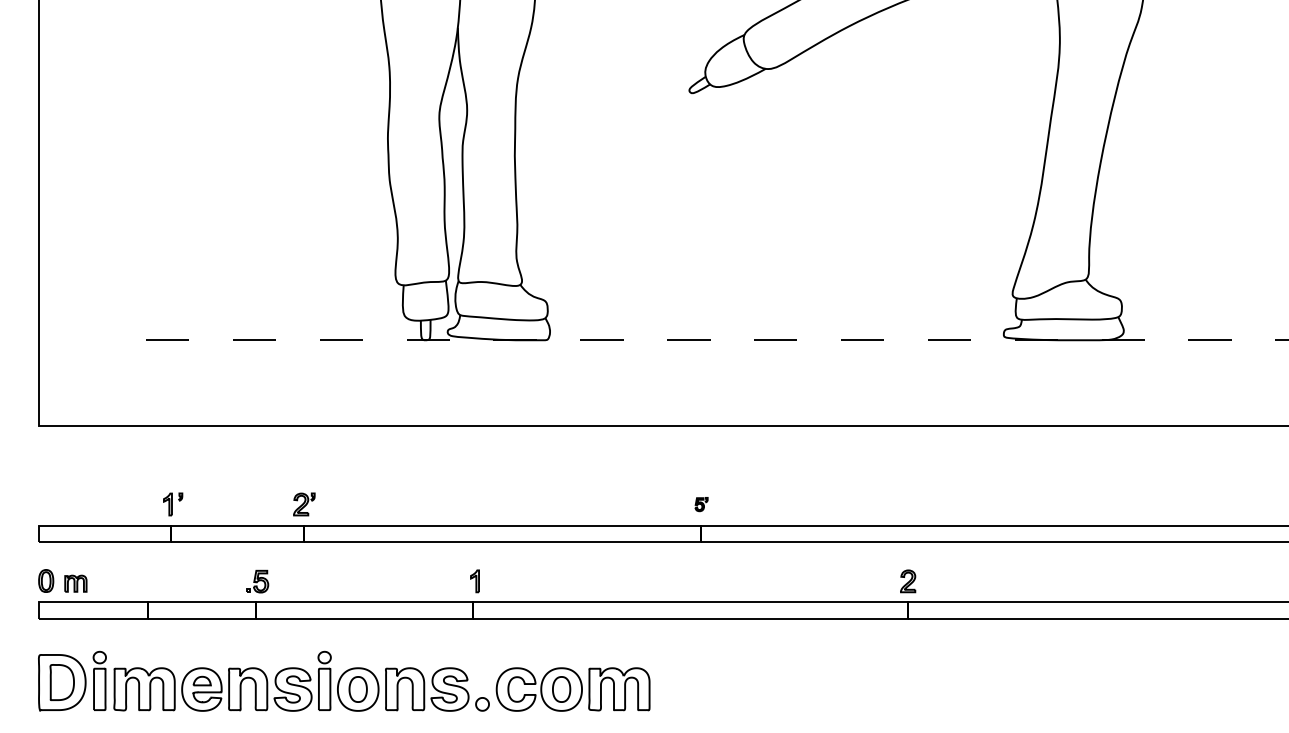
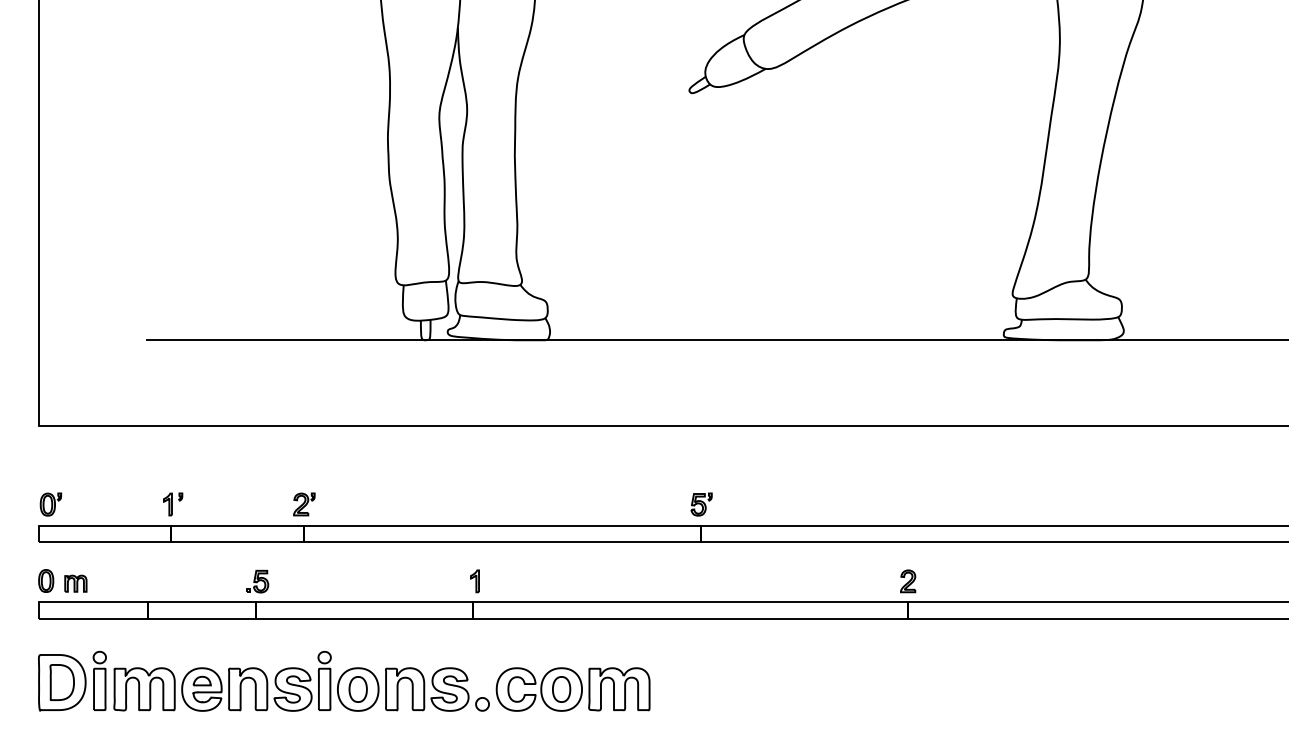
line: dashed -> solid (717, 340)
part: none -> present (50, 504)
part size: 15x16 px -> 23x25 px (701, 504)
